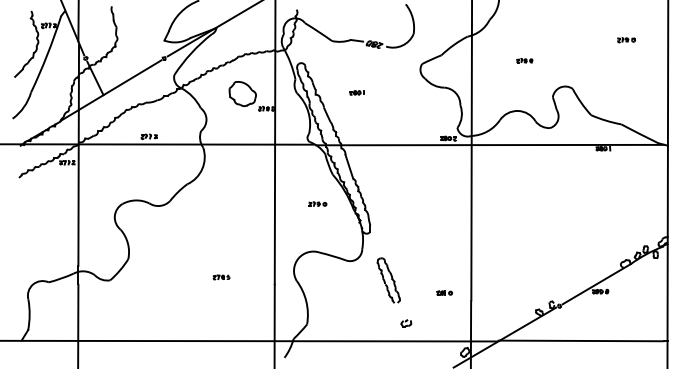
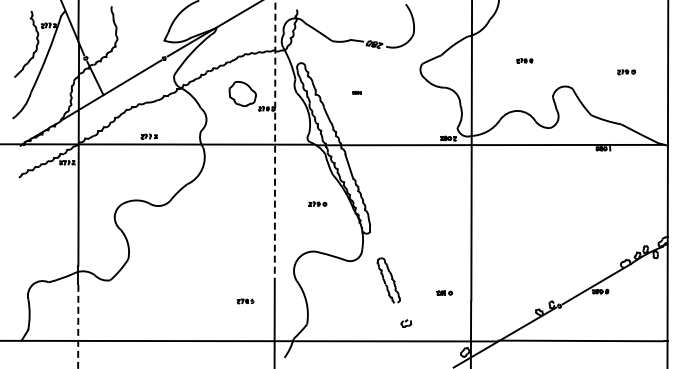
part position: (626, 40) -> (626, 72) (626, 72)
part size: 16x6 px -> 10x5 px (356, 92)
line: solid -> dashed (275, 142)
part position: (221, 277) -> (245, 301) (245, 301)
line: solid -> dashed (78, 326)
